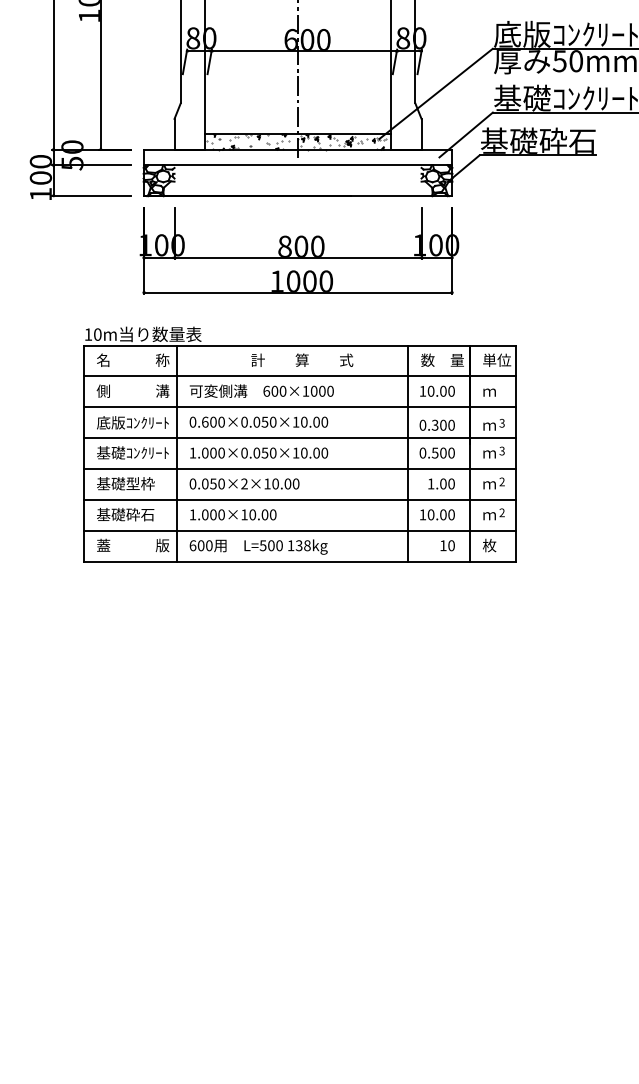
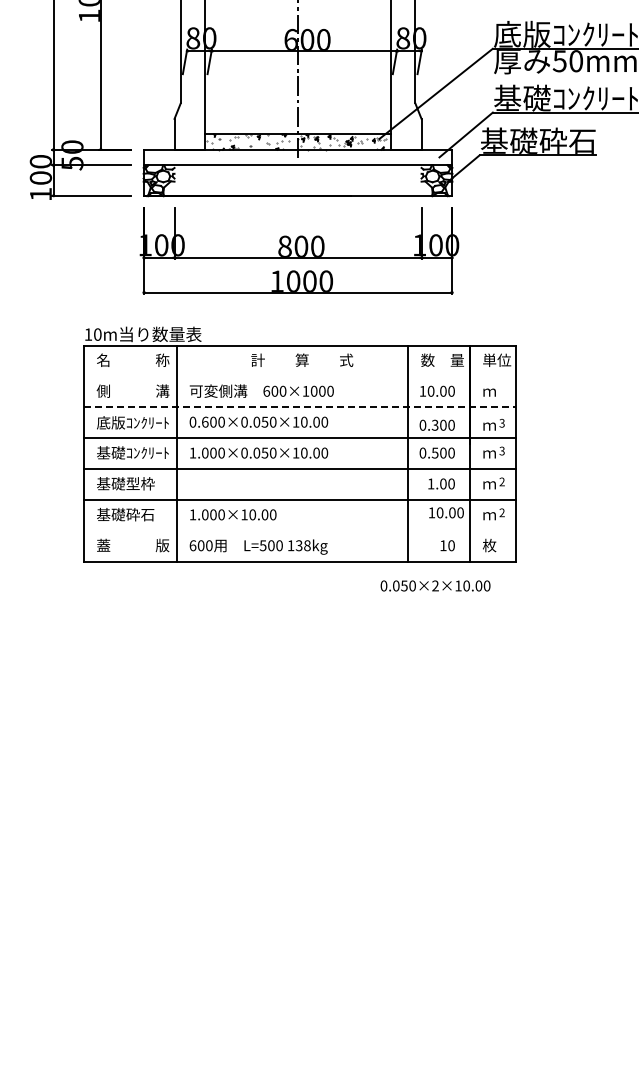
line: present -> none (300, 376)
line: solid -> dashed (300, 407)
text position: (244, 483) -> (435, 585) (435, 585)
text position: (437, 514) -> (446, 512) (446, 512)
line: present -> none (300, 530)
